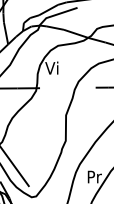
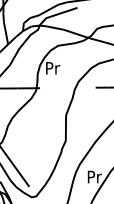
text: Vi -> Pr (52, 67)
